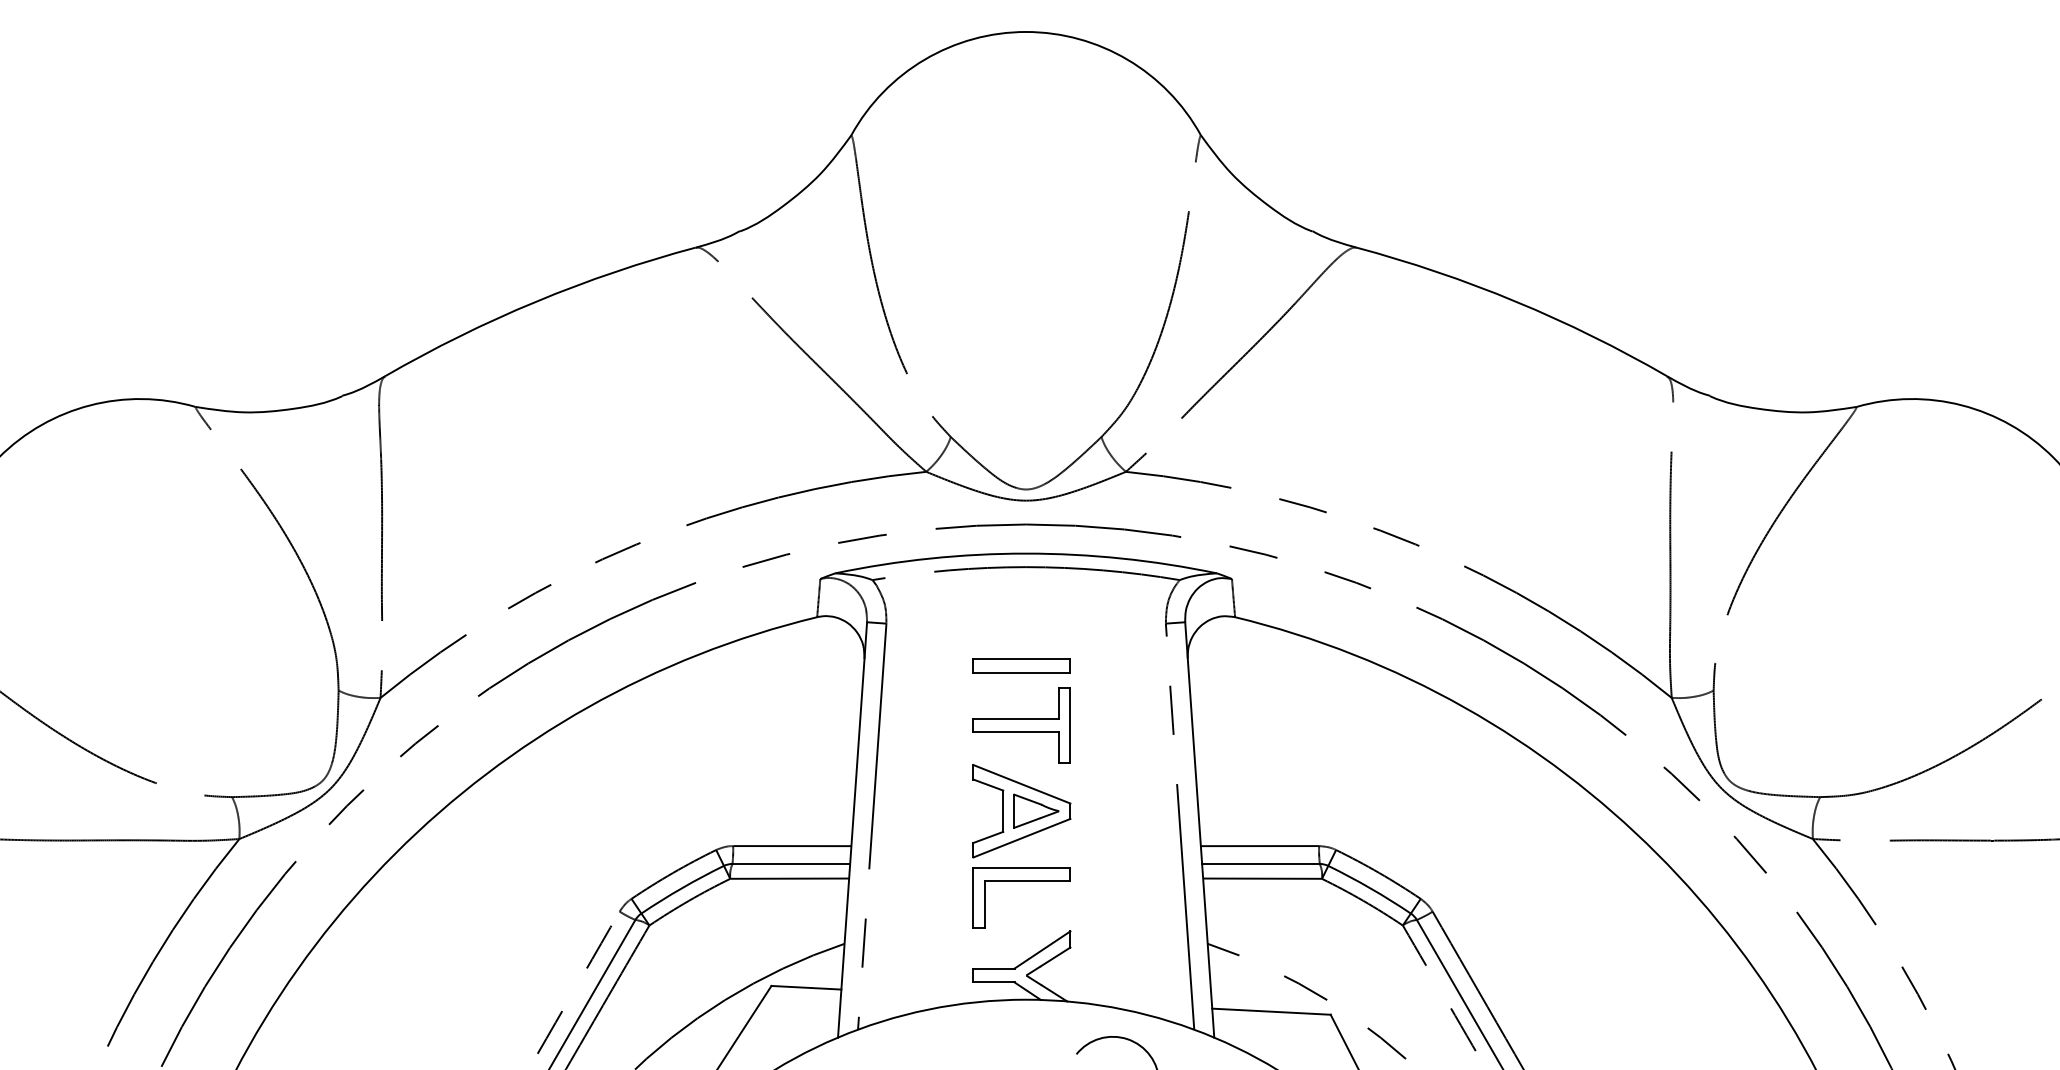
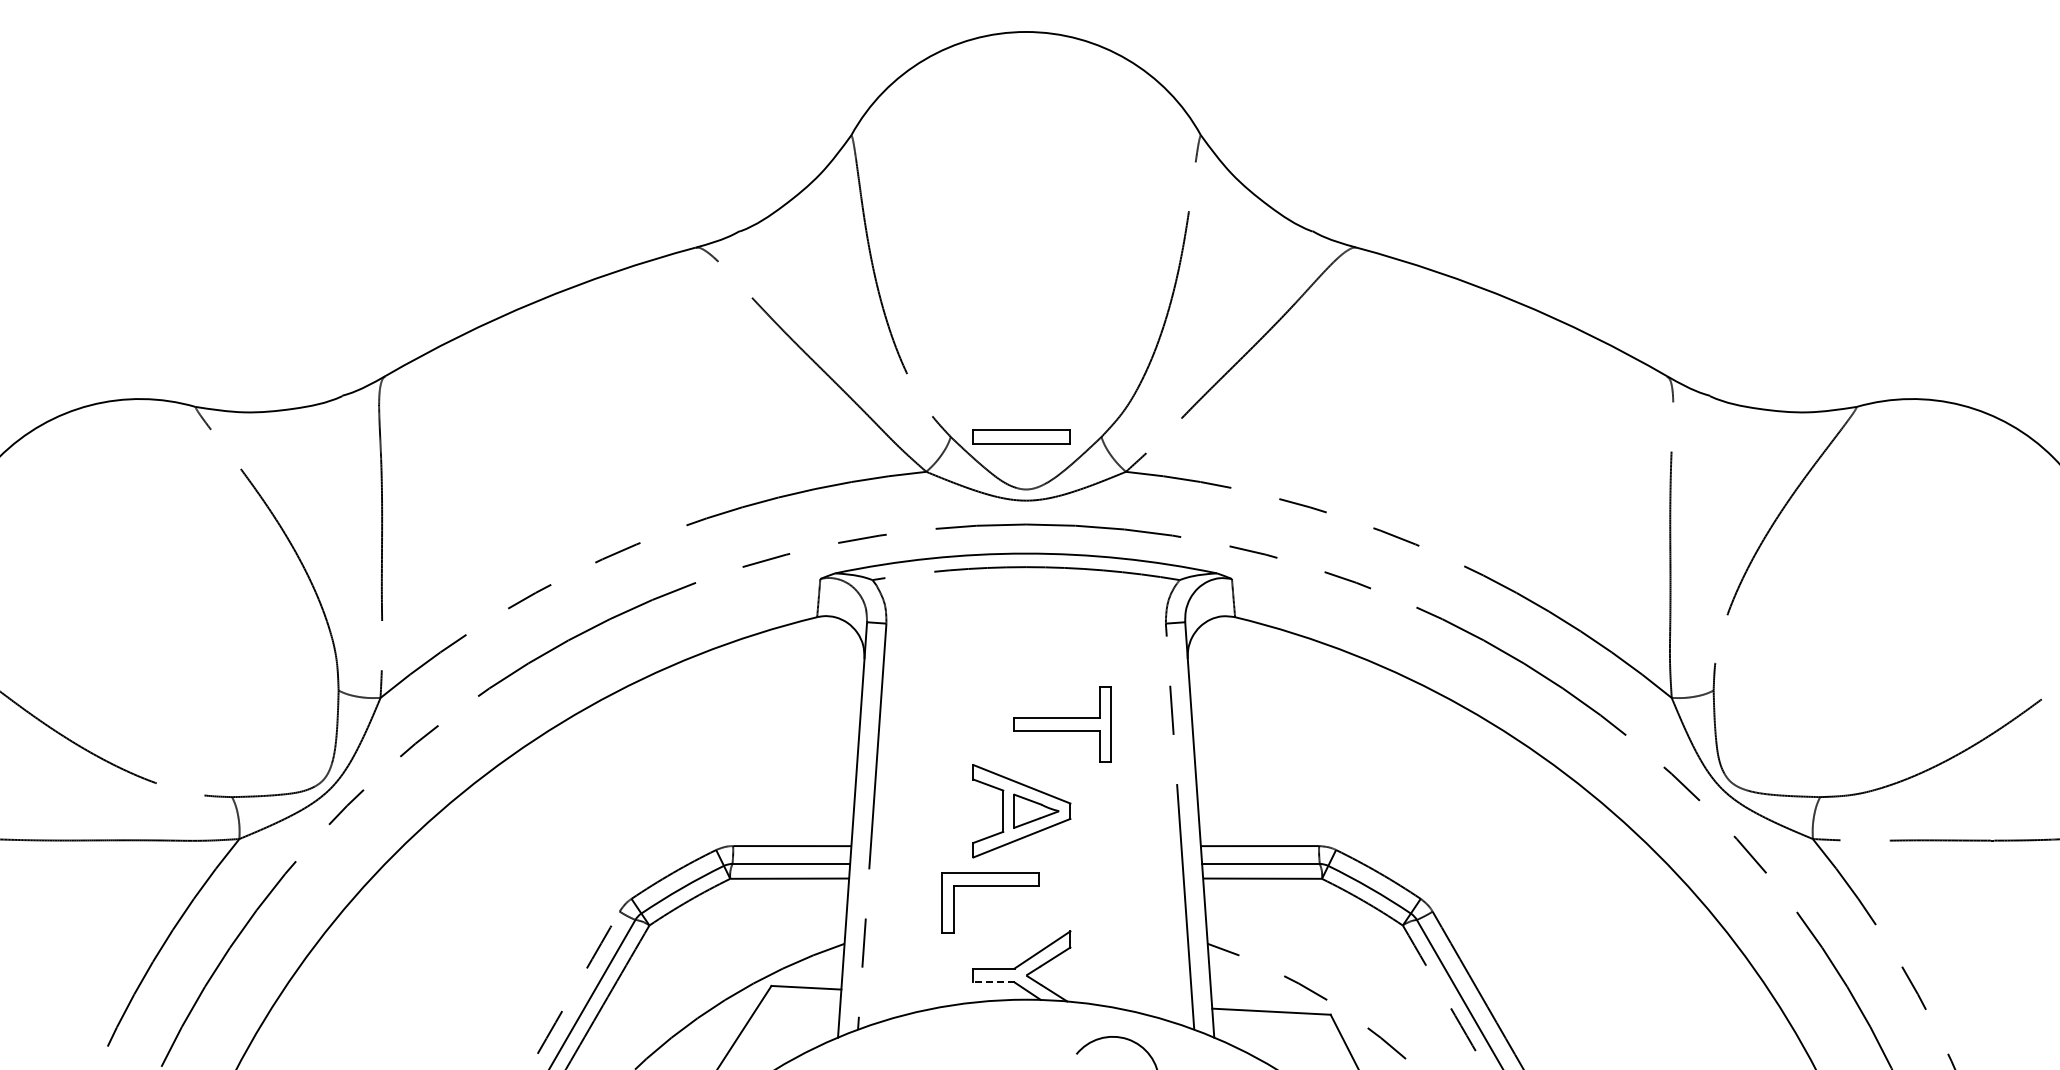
part position: (1021, 665) -> (1021, 436) (1021, 436)
part position: (1021, 725) -> (1062, 724) (1062, 724)
part position: (1021, 881) -> (990, 886) (990, 886)
line: solid -> dashed (993, 982)
